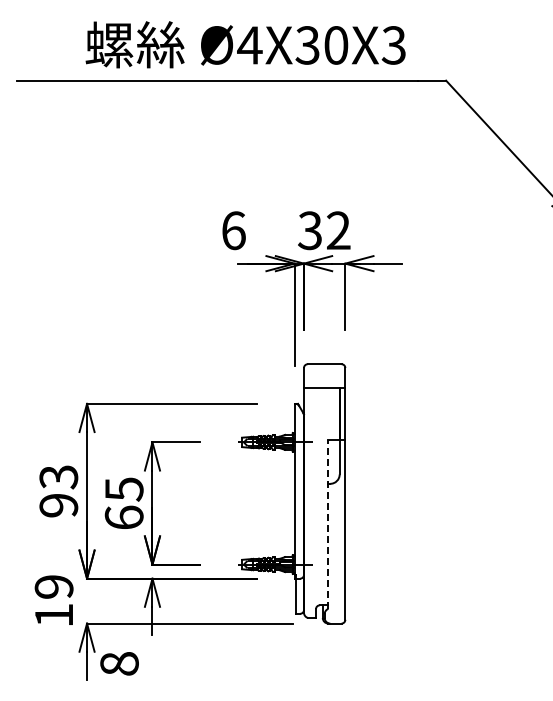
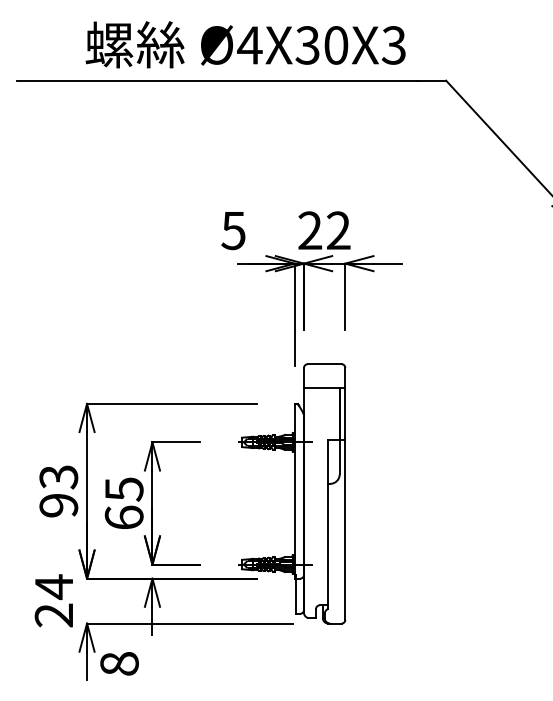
text: 6 -> 5 (233, 230)
text: 32 -> 22 (310, 230)
line: dashed -> solid (328, 524)
text: 19 -> 24 (53, 600)
